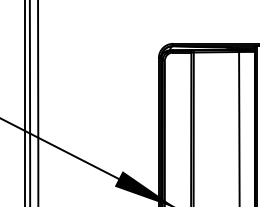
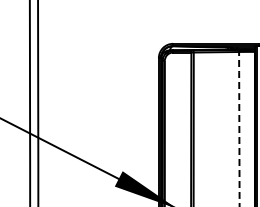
line: present -> none (25, 102)
arc: solid -> dashed (239, 129)
